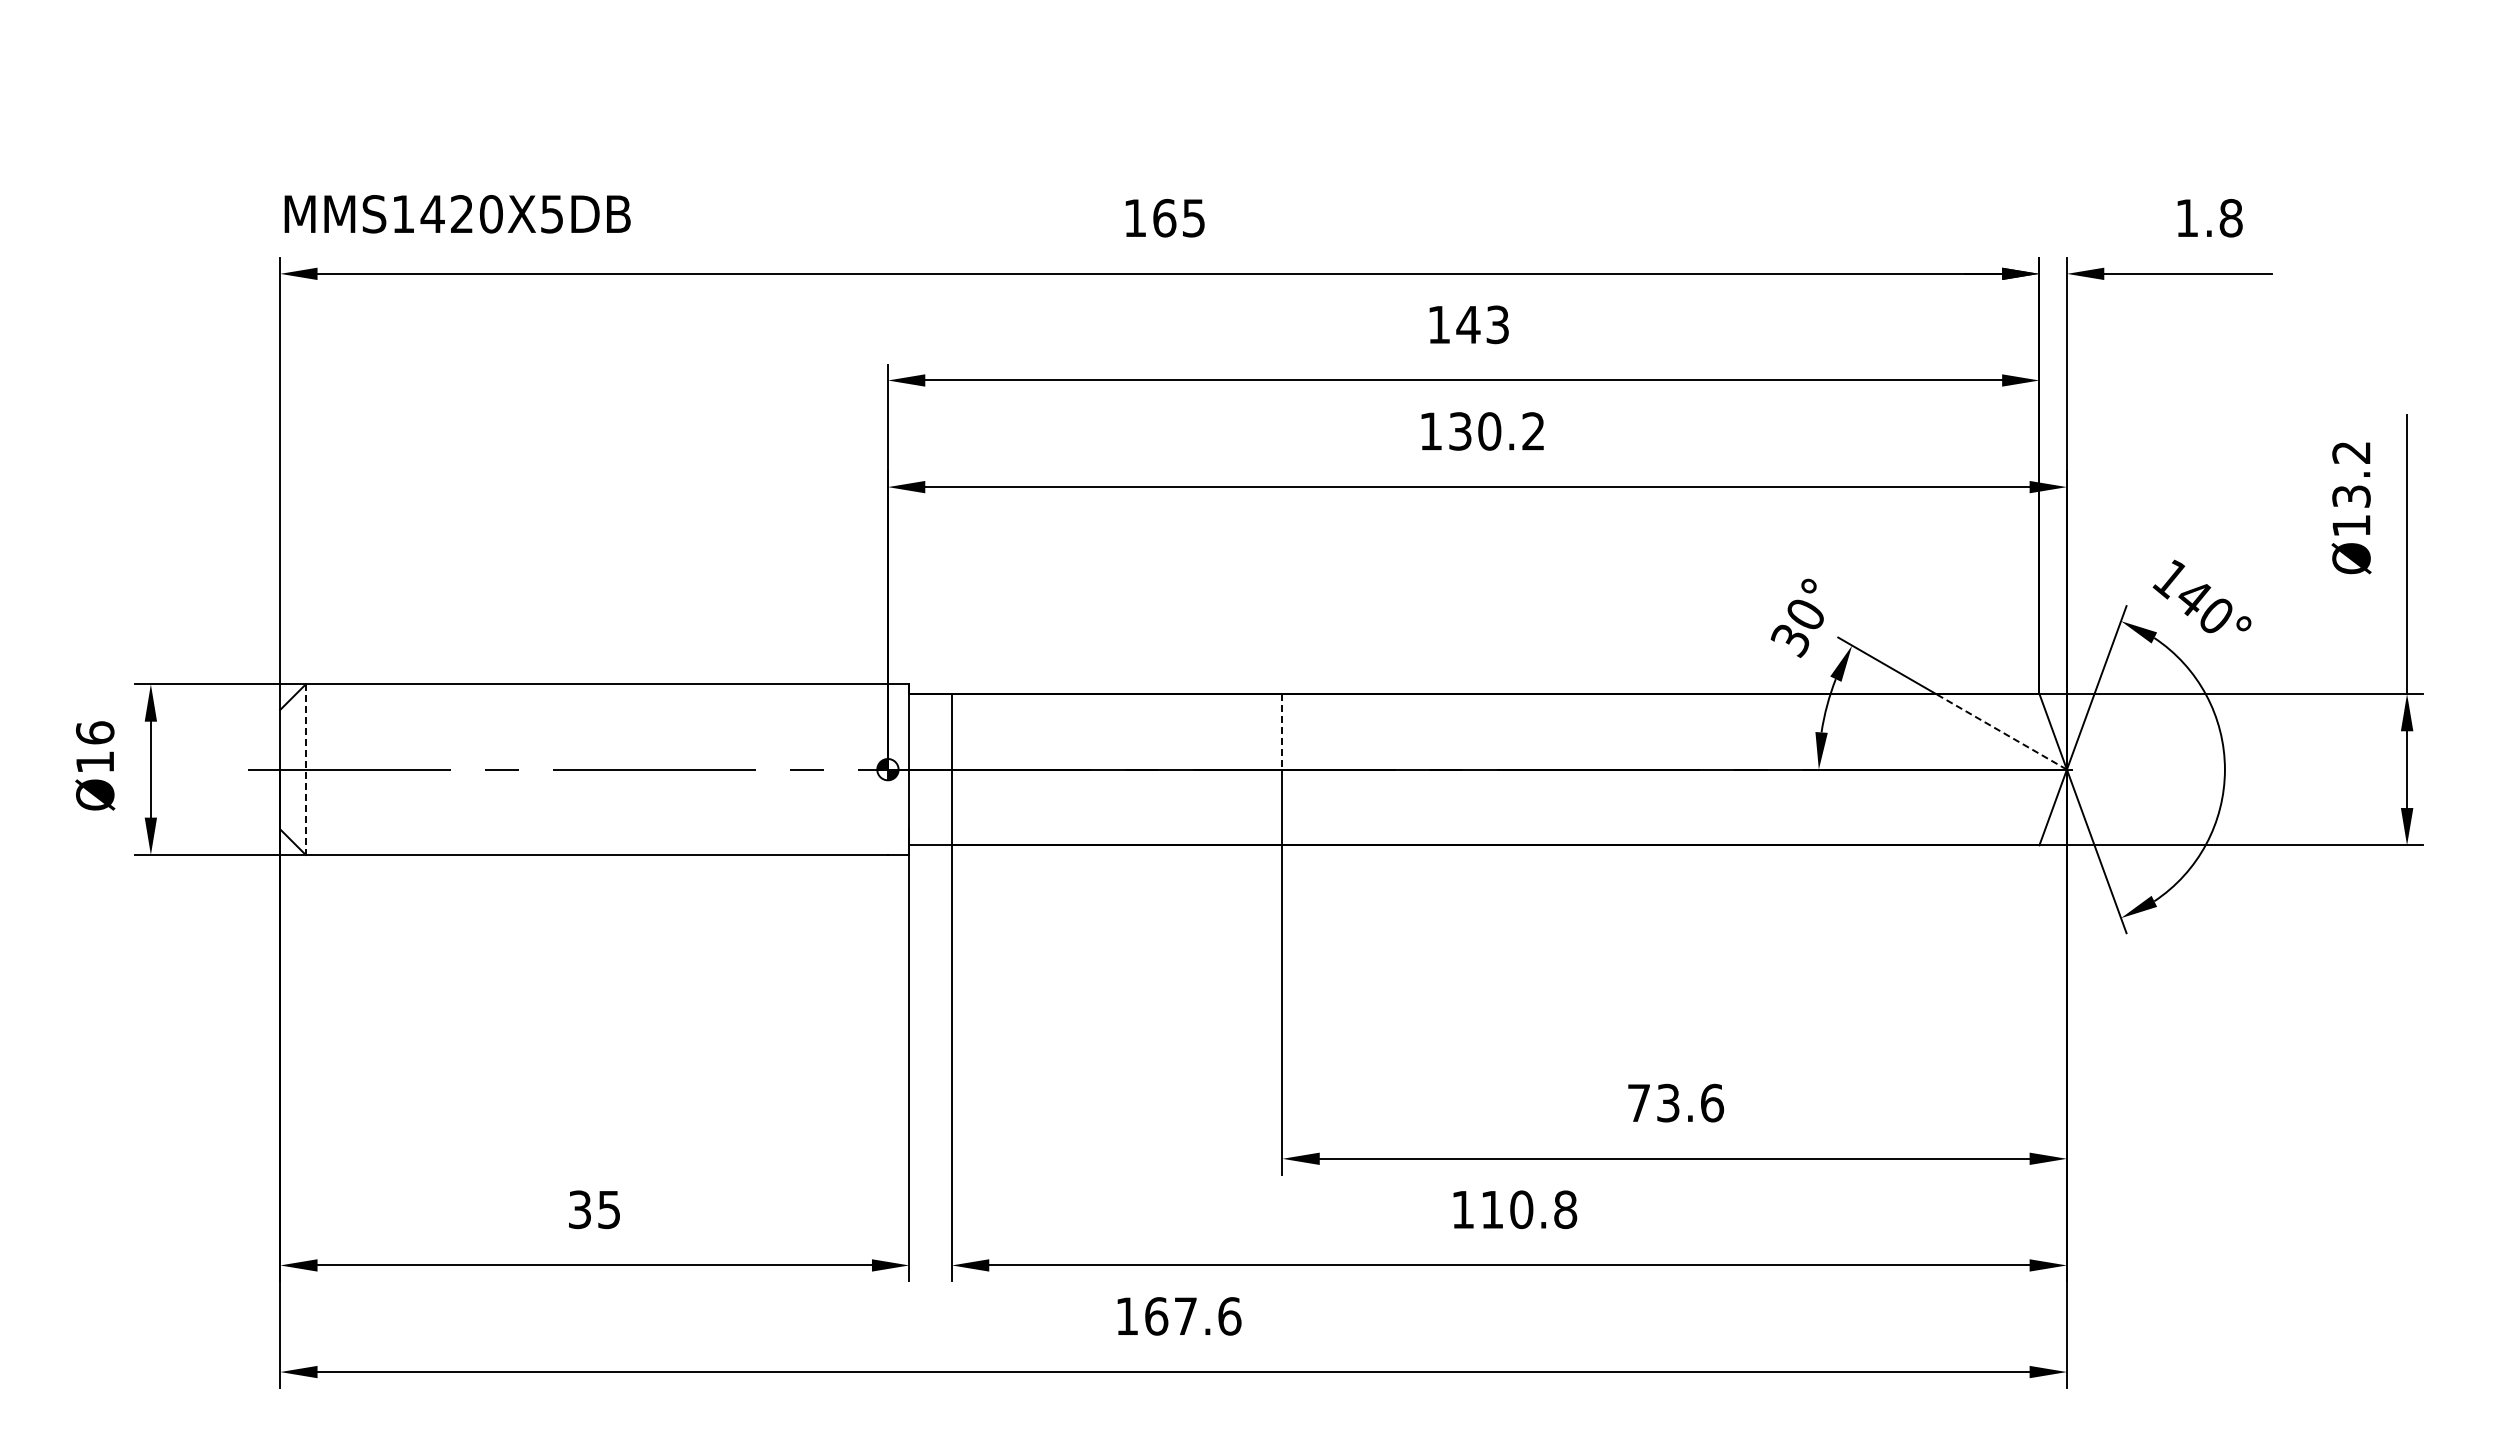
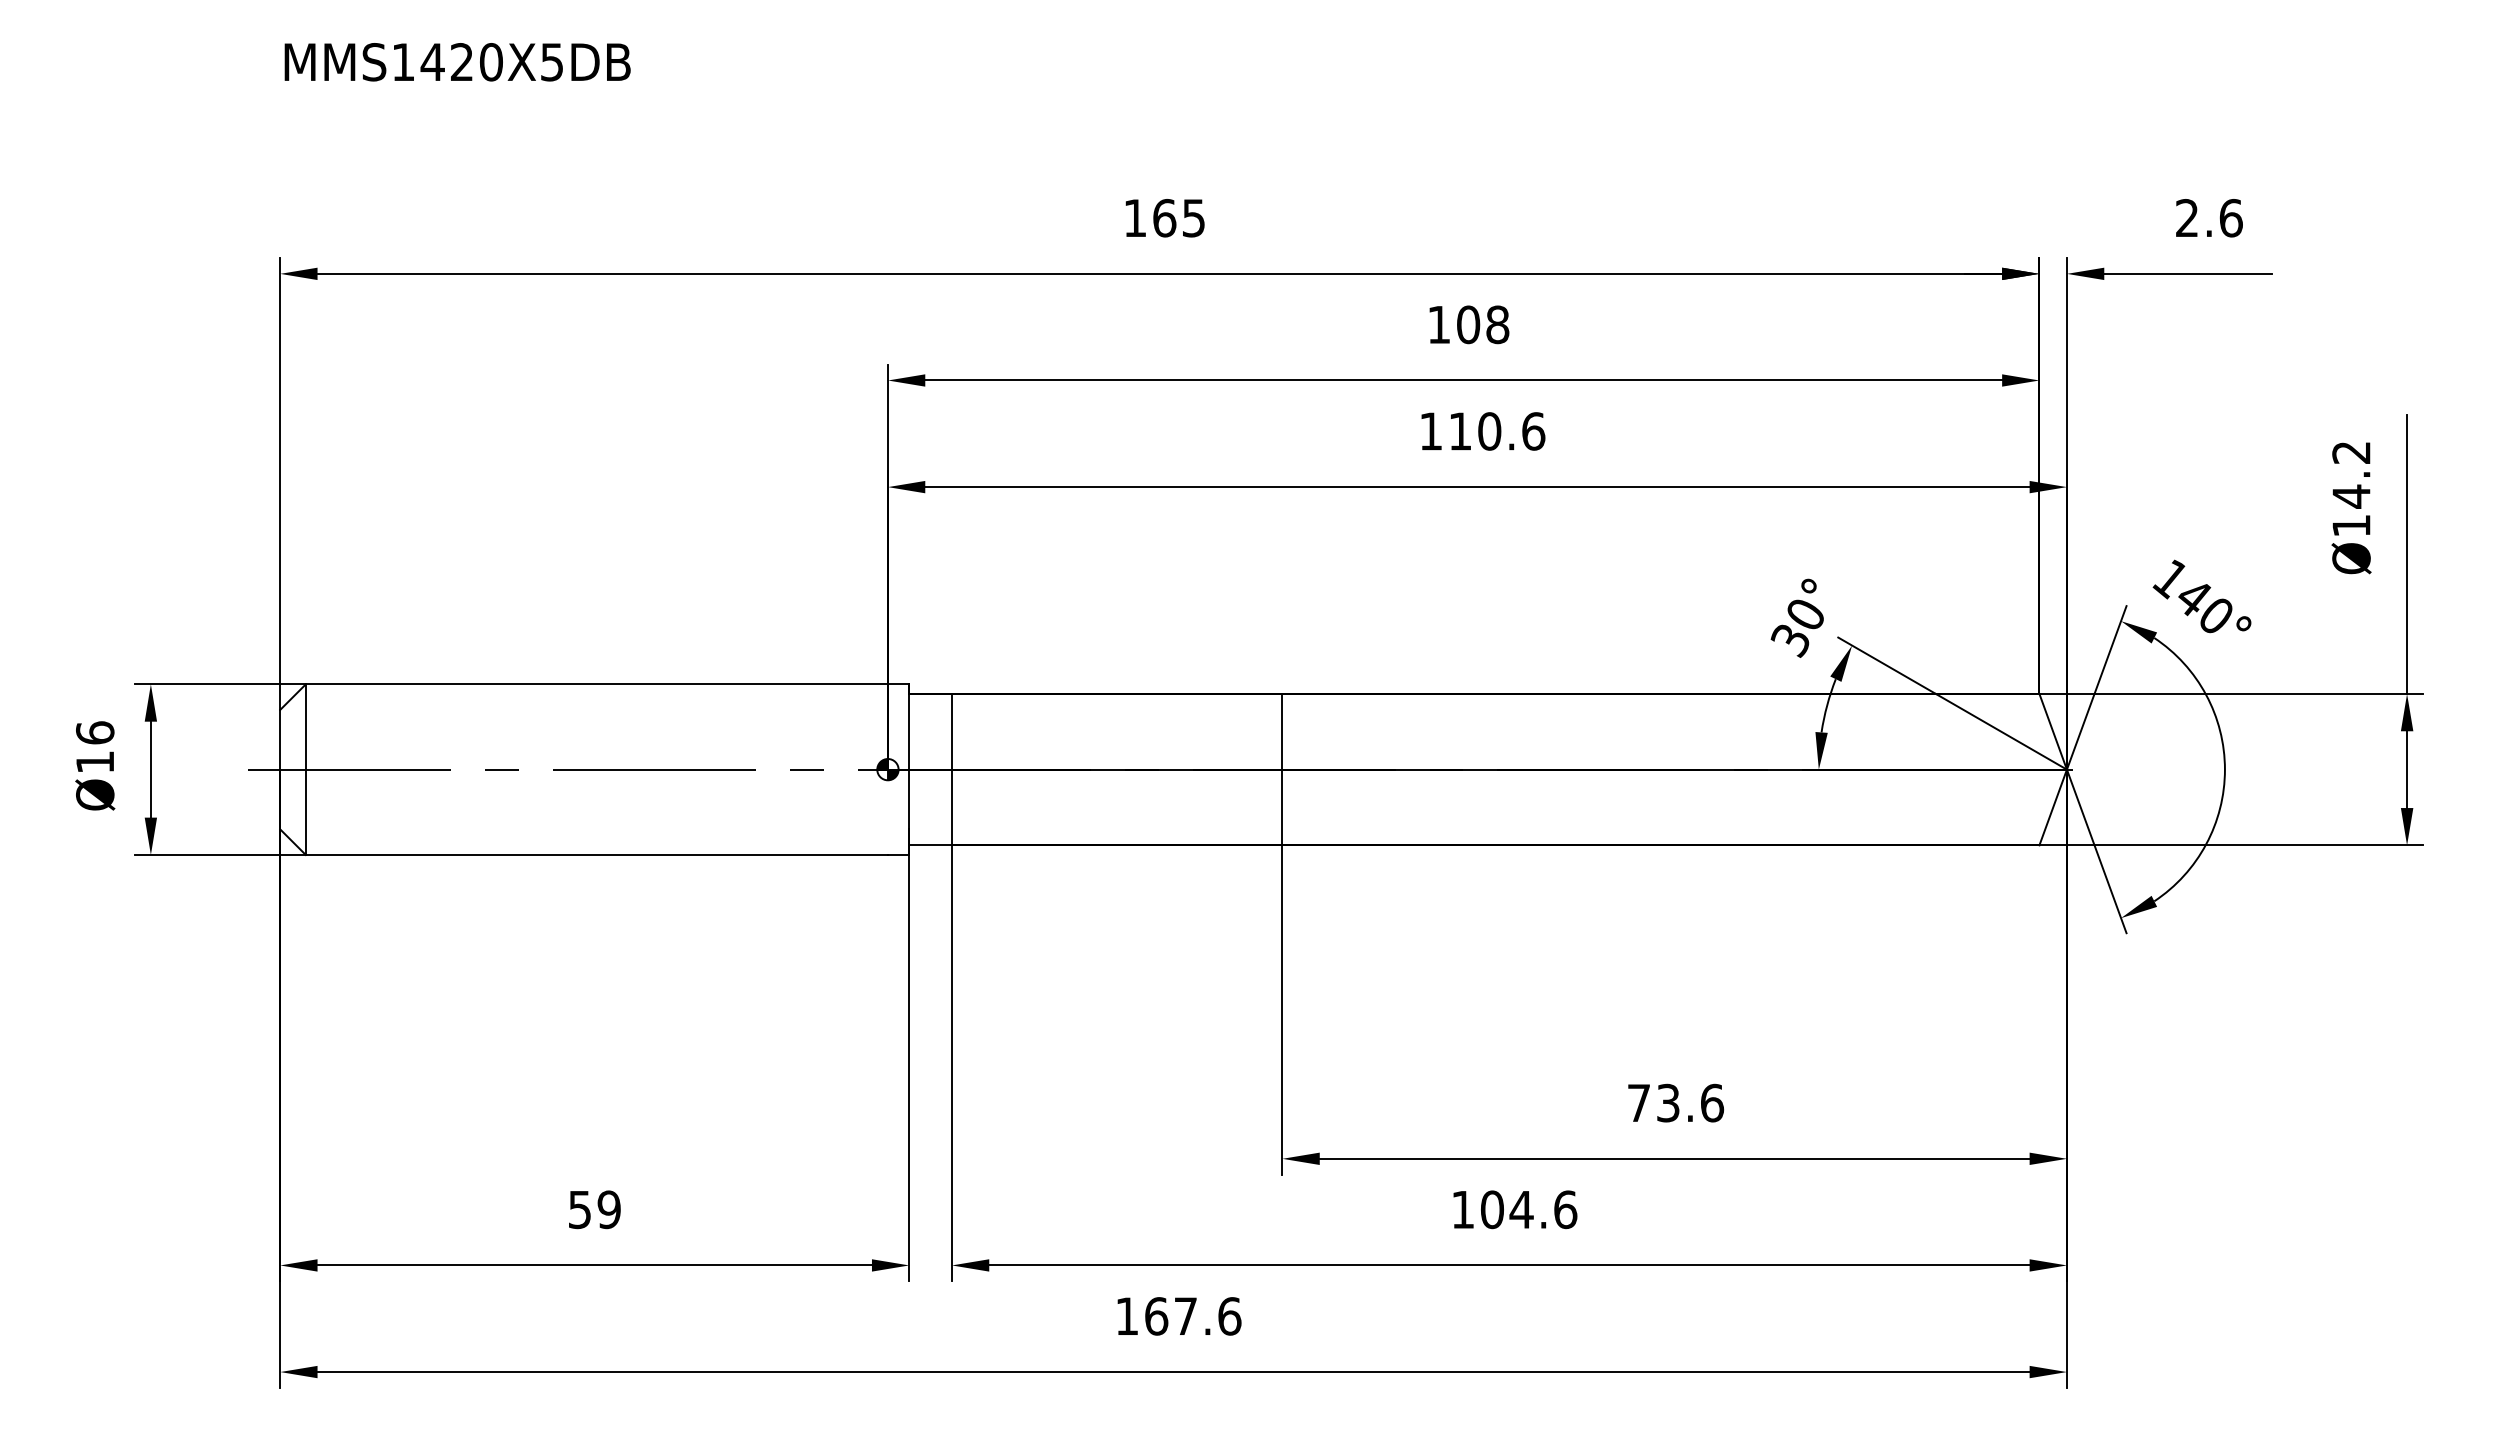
text position: (457, 214) -> (457, 62) (457, 62)
text: 1.8 -> 2.6 (2209, 218)
text: 143 -> 108 (1482, 324)
text: 130.2 -> 110.6 (1497, 431)
text: Ø13.2 -> Ø14.2 (2351, 496)
line: dashed -> solid (1282, 731)
line: dashed -> solid (2001, 731)
line: dashed -> solid (305, 770)
text: 35 -> 59 (594, 1209)
text: 110.8 -> 104.6 (1529, 1209)
